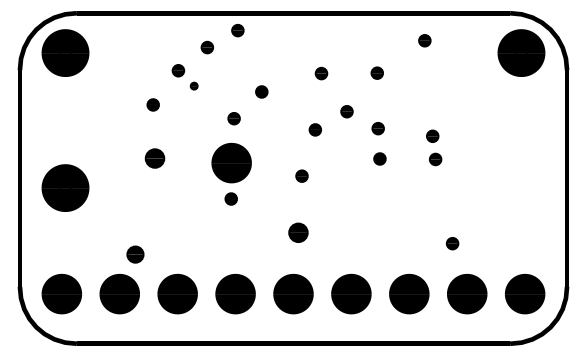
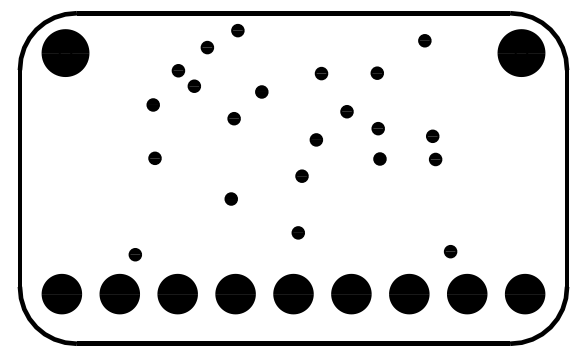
part size: 10x10 px -> 14x14 px (193, 85)
part position: (314, 129) -> (315, 139) (315, 139)
part size: 22x21 px -> 14x14 px (154, 157)
part: present -> none (231, 162)
part: present -> none (65, 187)
part size: 21x21 px -> 14x14 px (297, 232)
part position: (452, 243) -> (450, 251) (450, 251)
part size: 19x19 px -> 14x14 px (134, 254)
